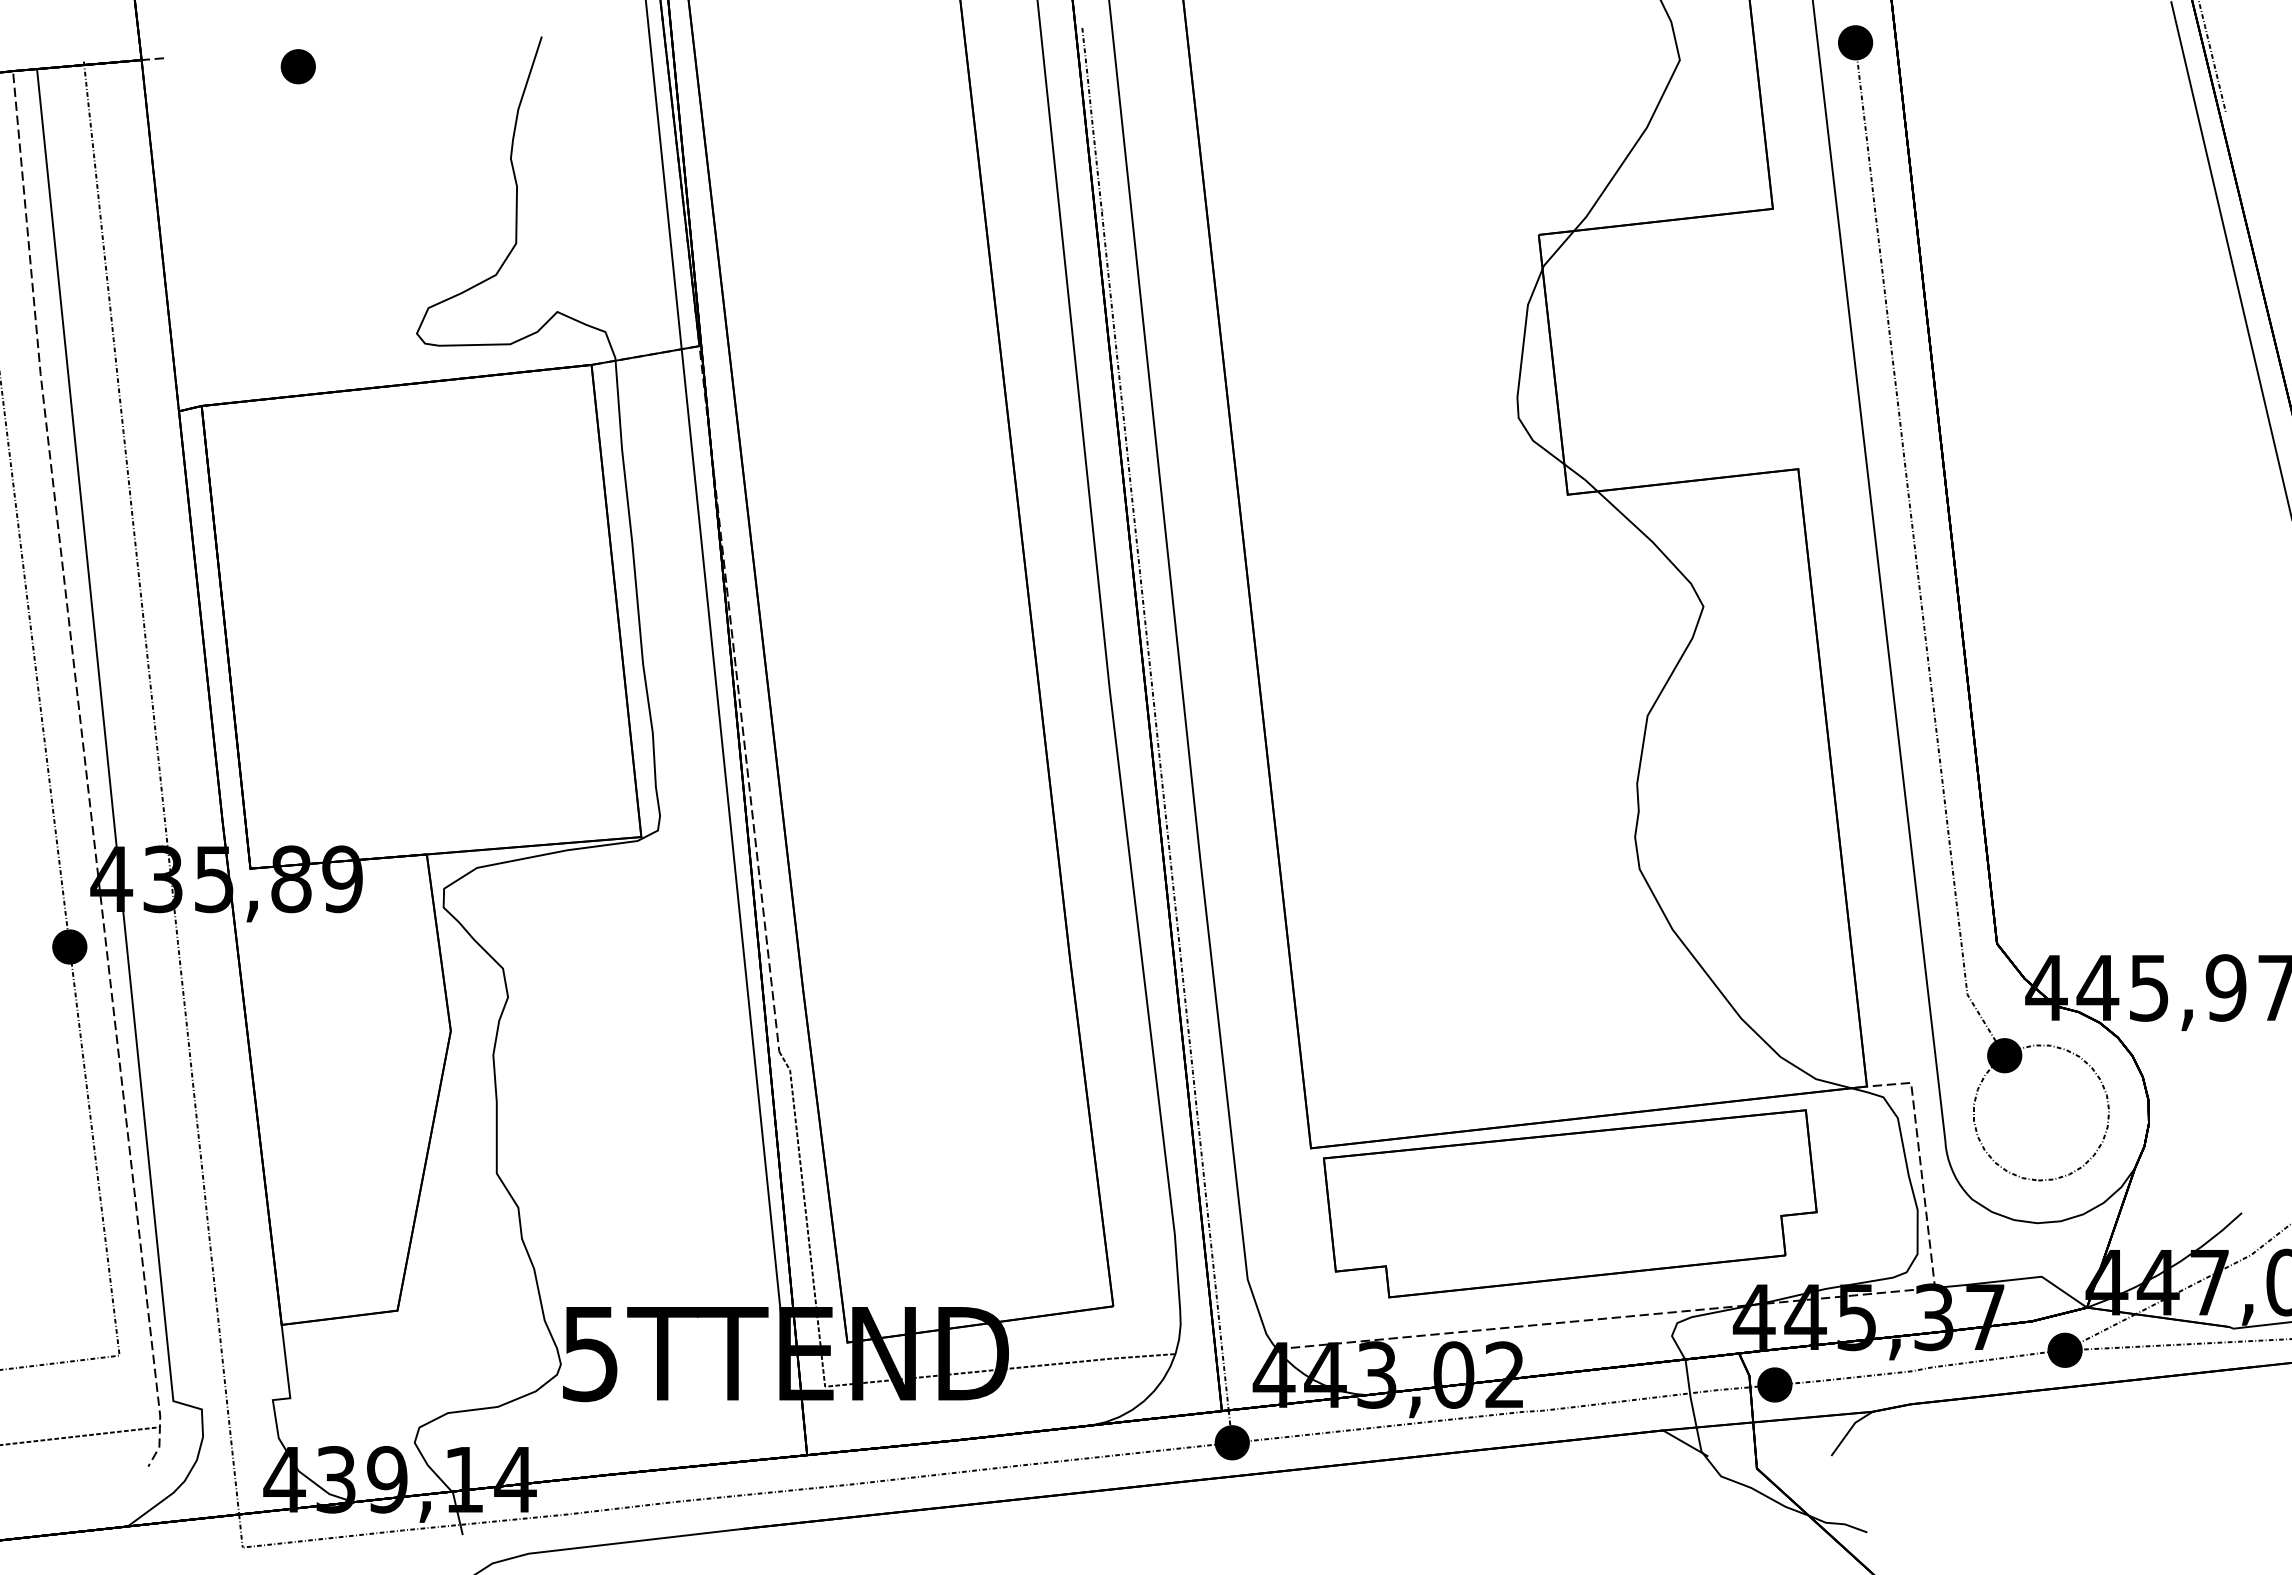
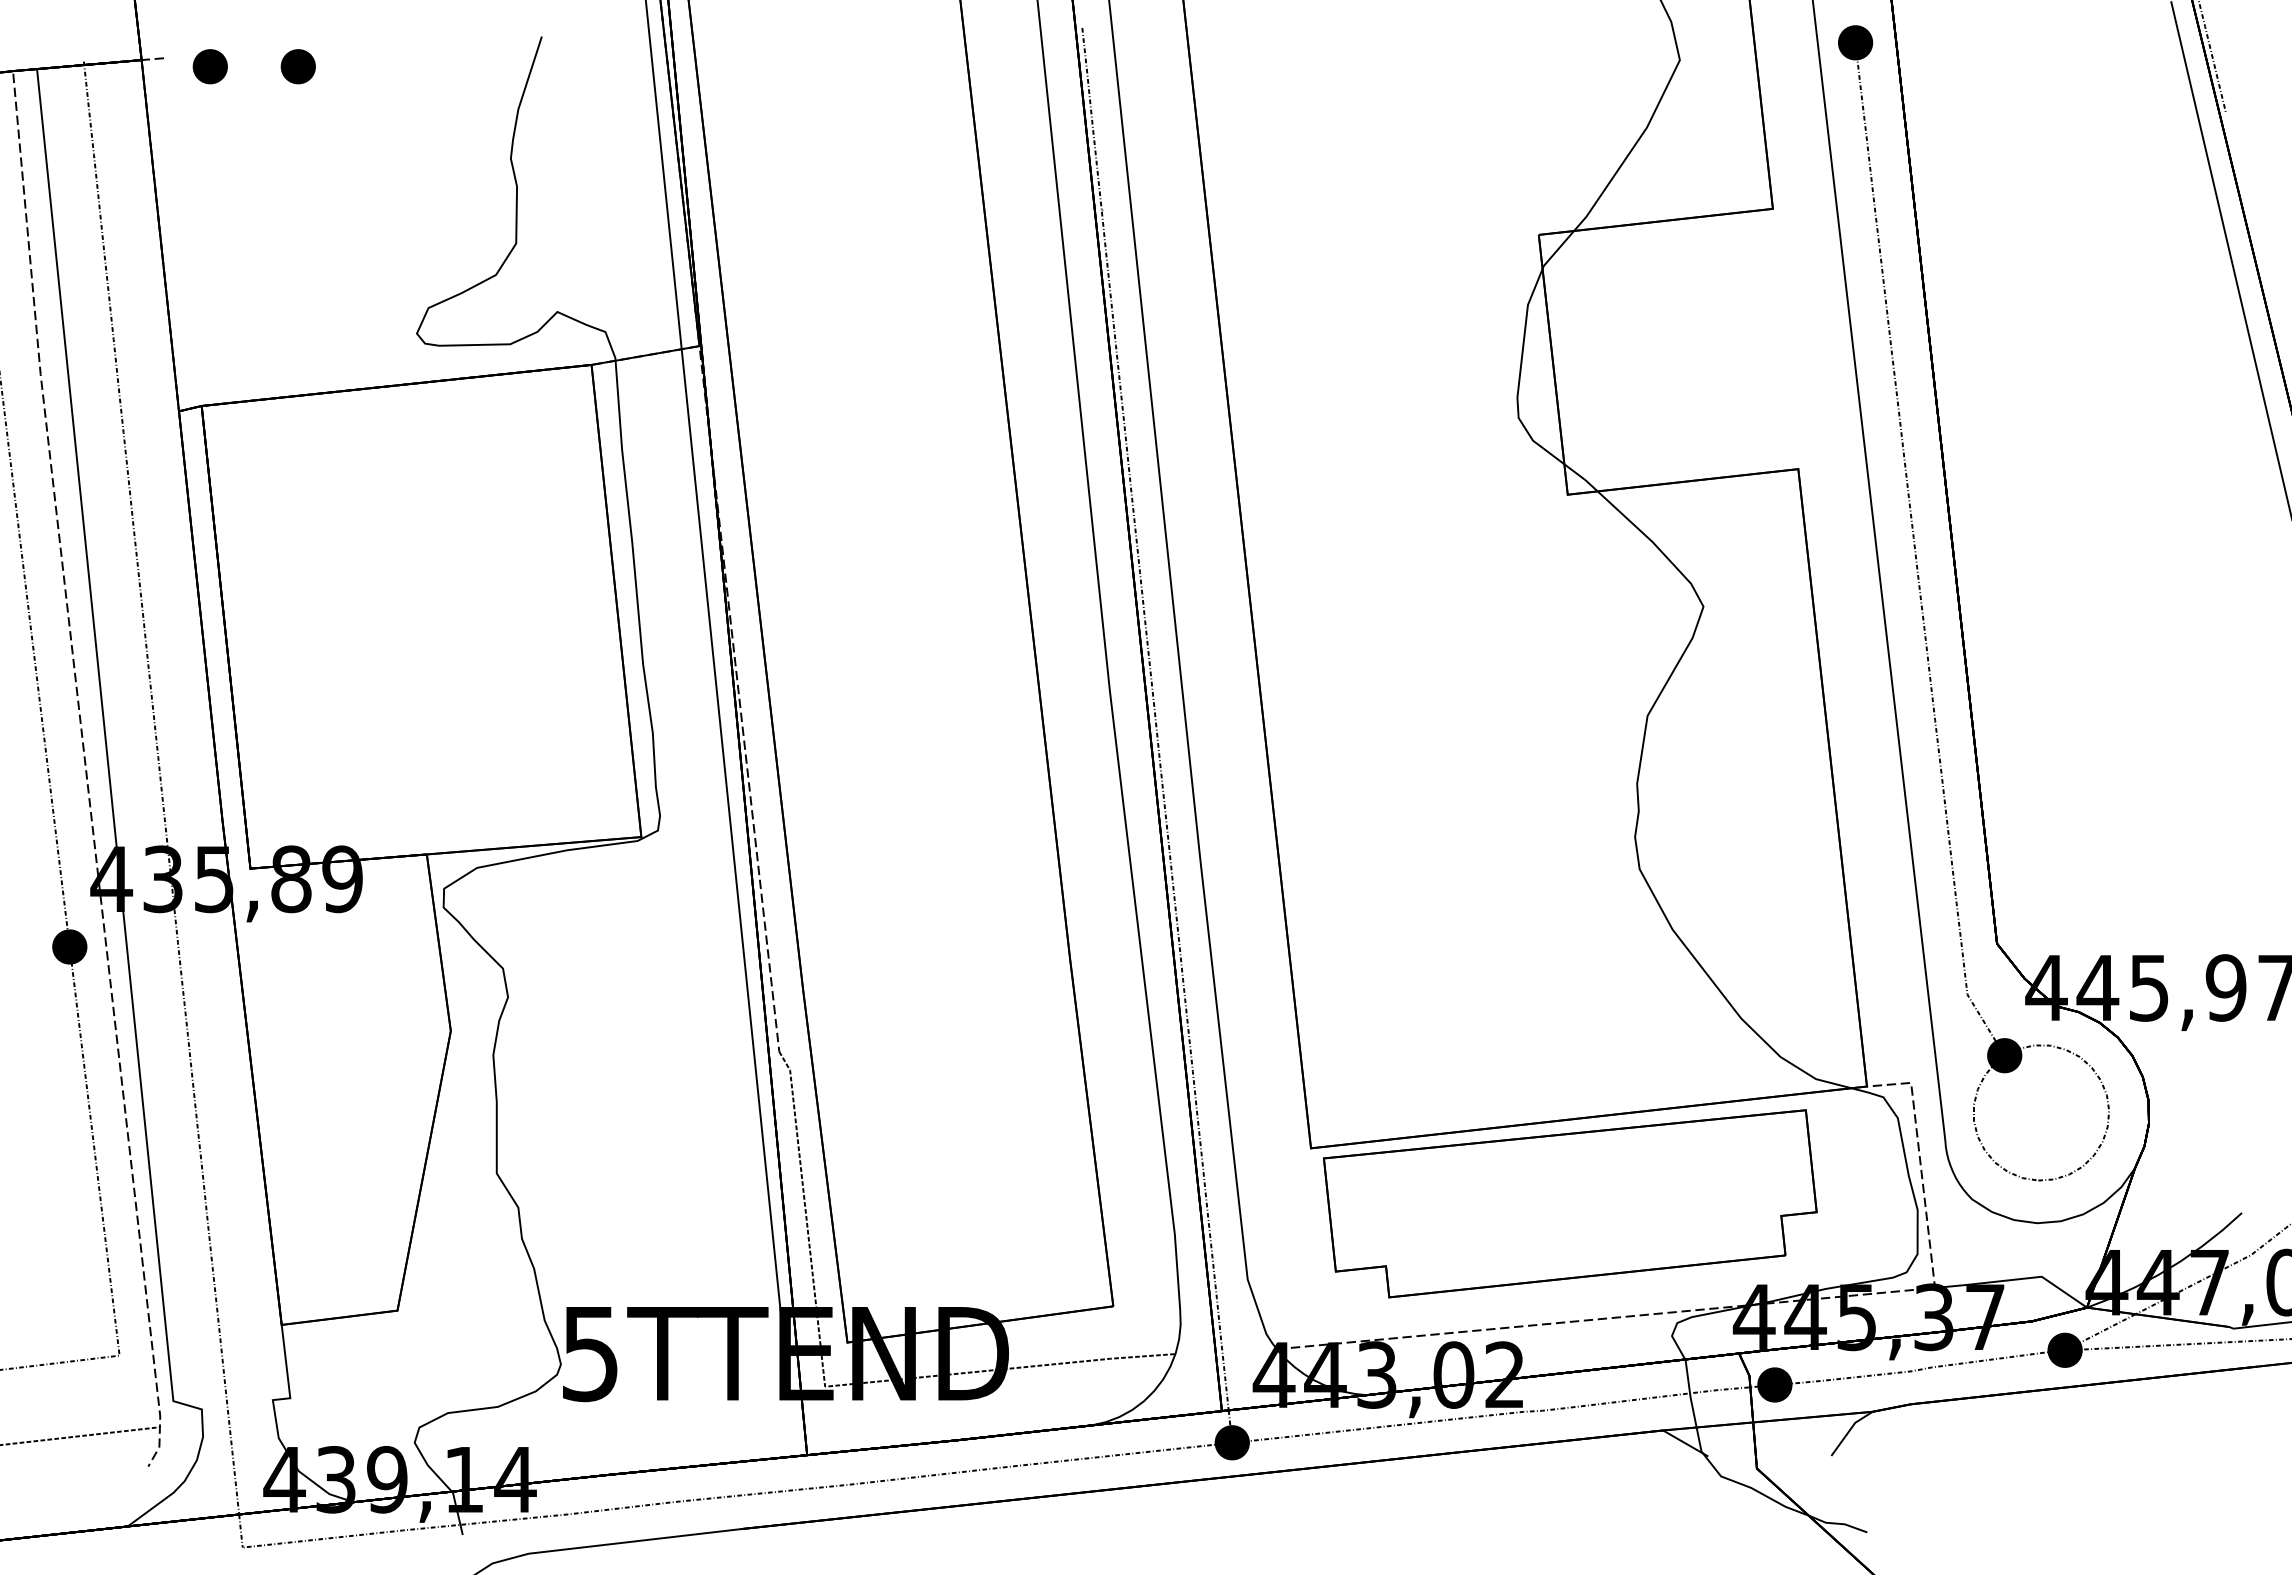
part: none -> present (209, 66)
